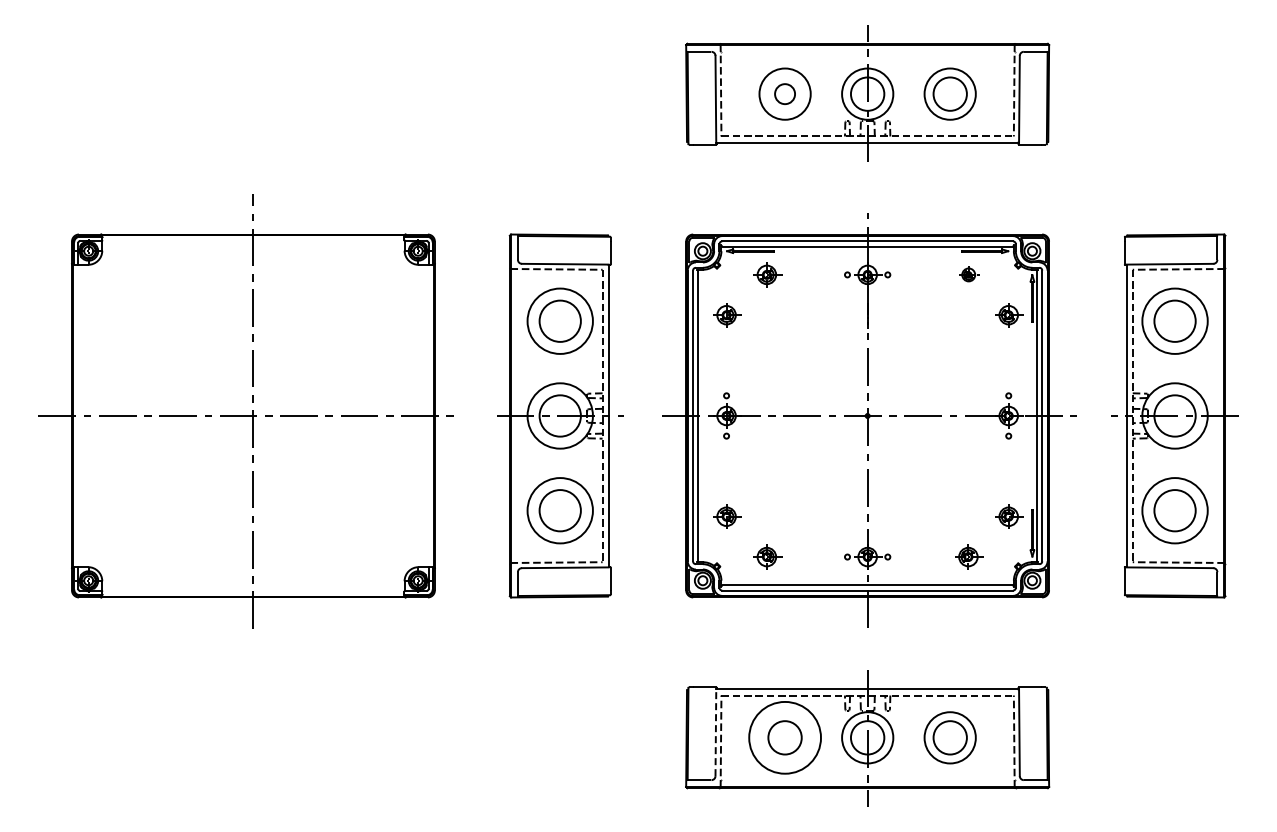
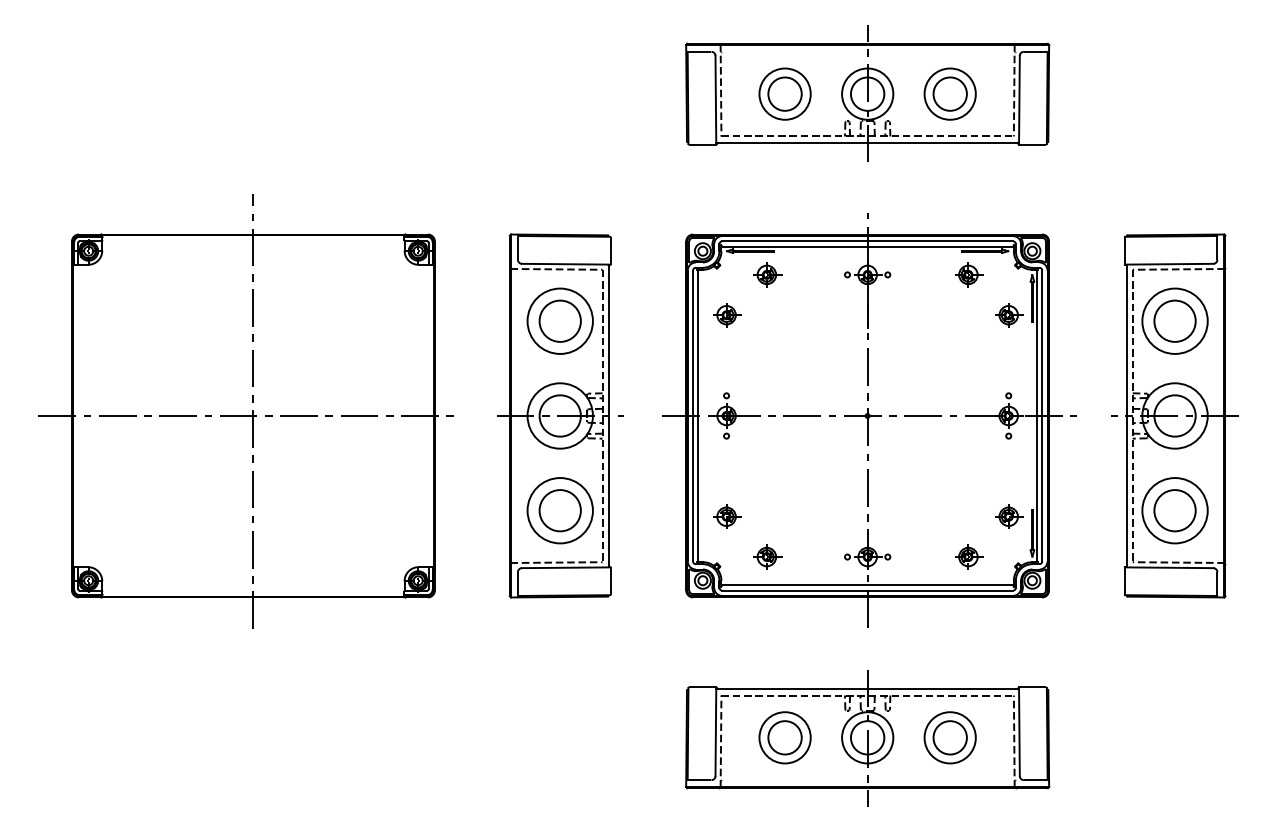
circle diameter: 20 px -> 33 px (784, 93)
part size: 21x17 px -> 29x26 px (969, 274)
line: dashed -> solid (715, 732)
circle diameter: 72 px -> 51 px (784, 737)
